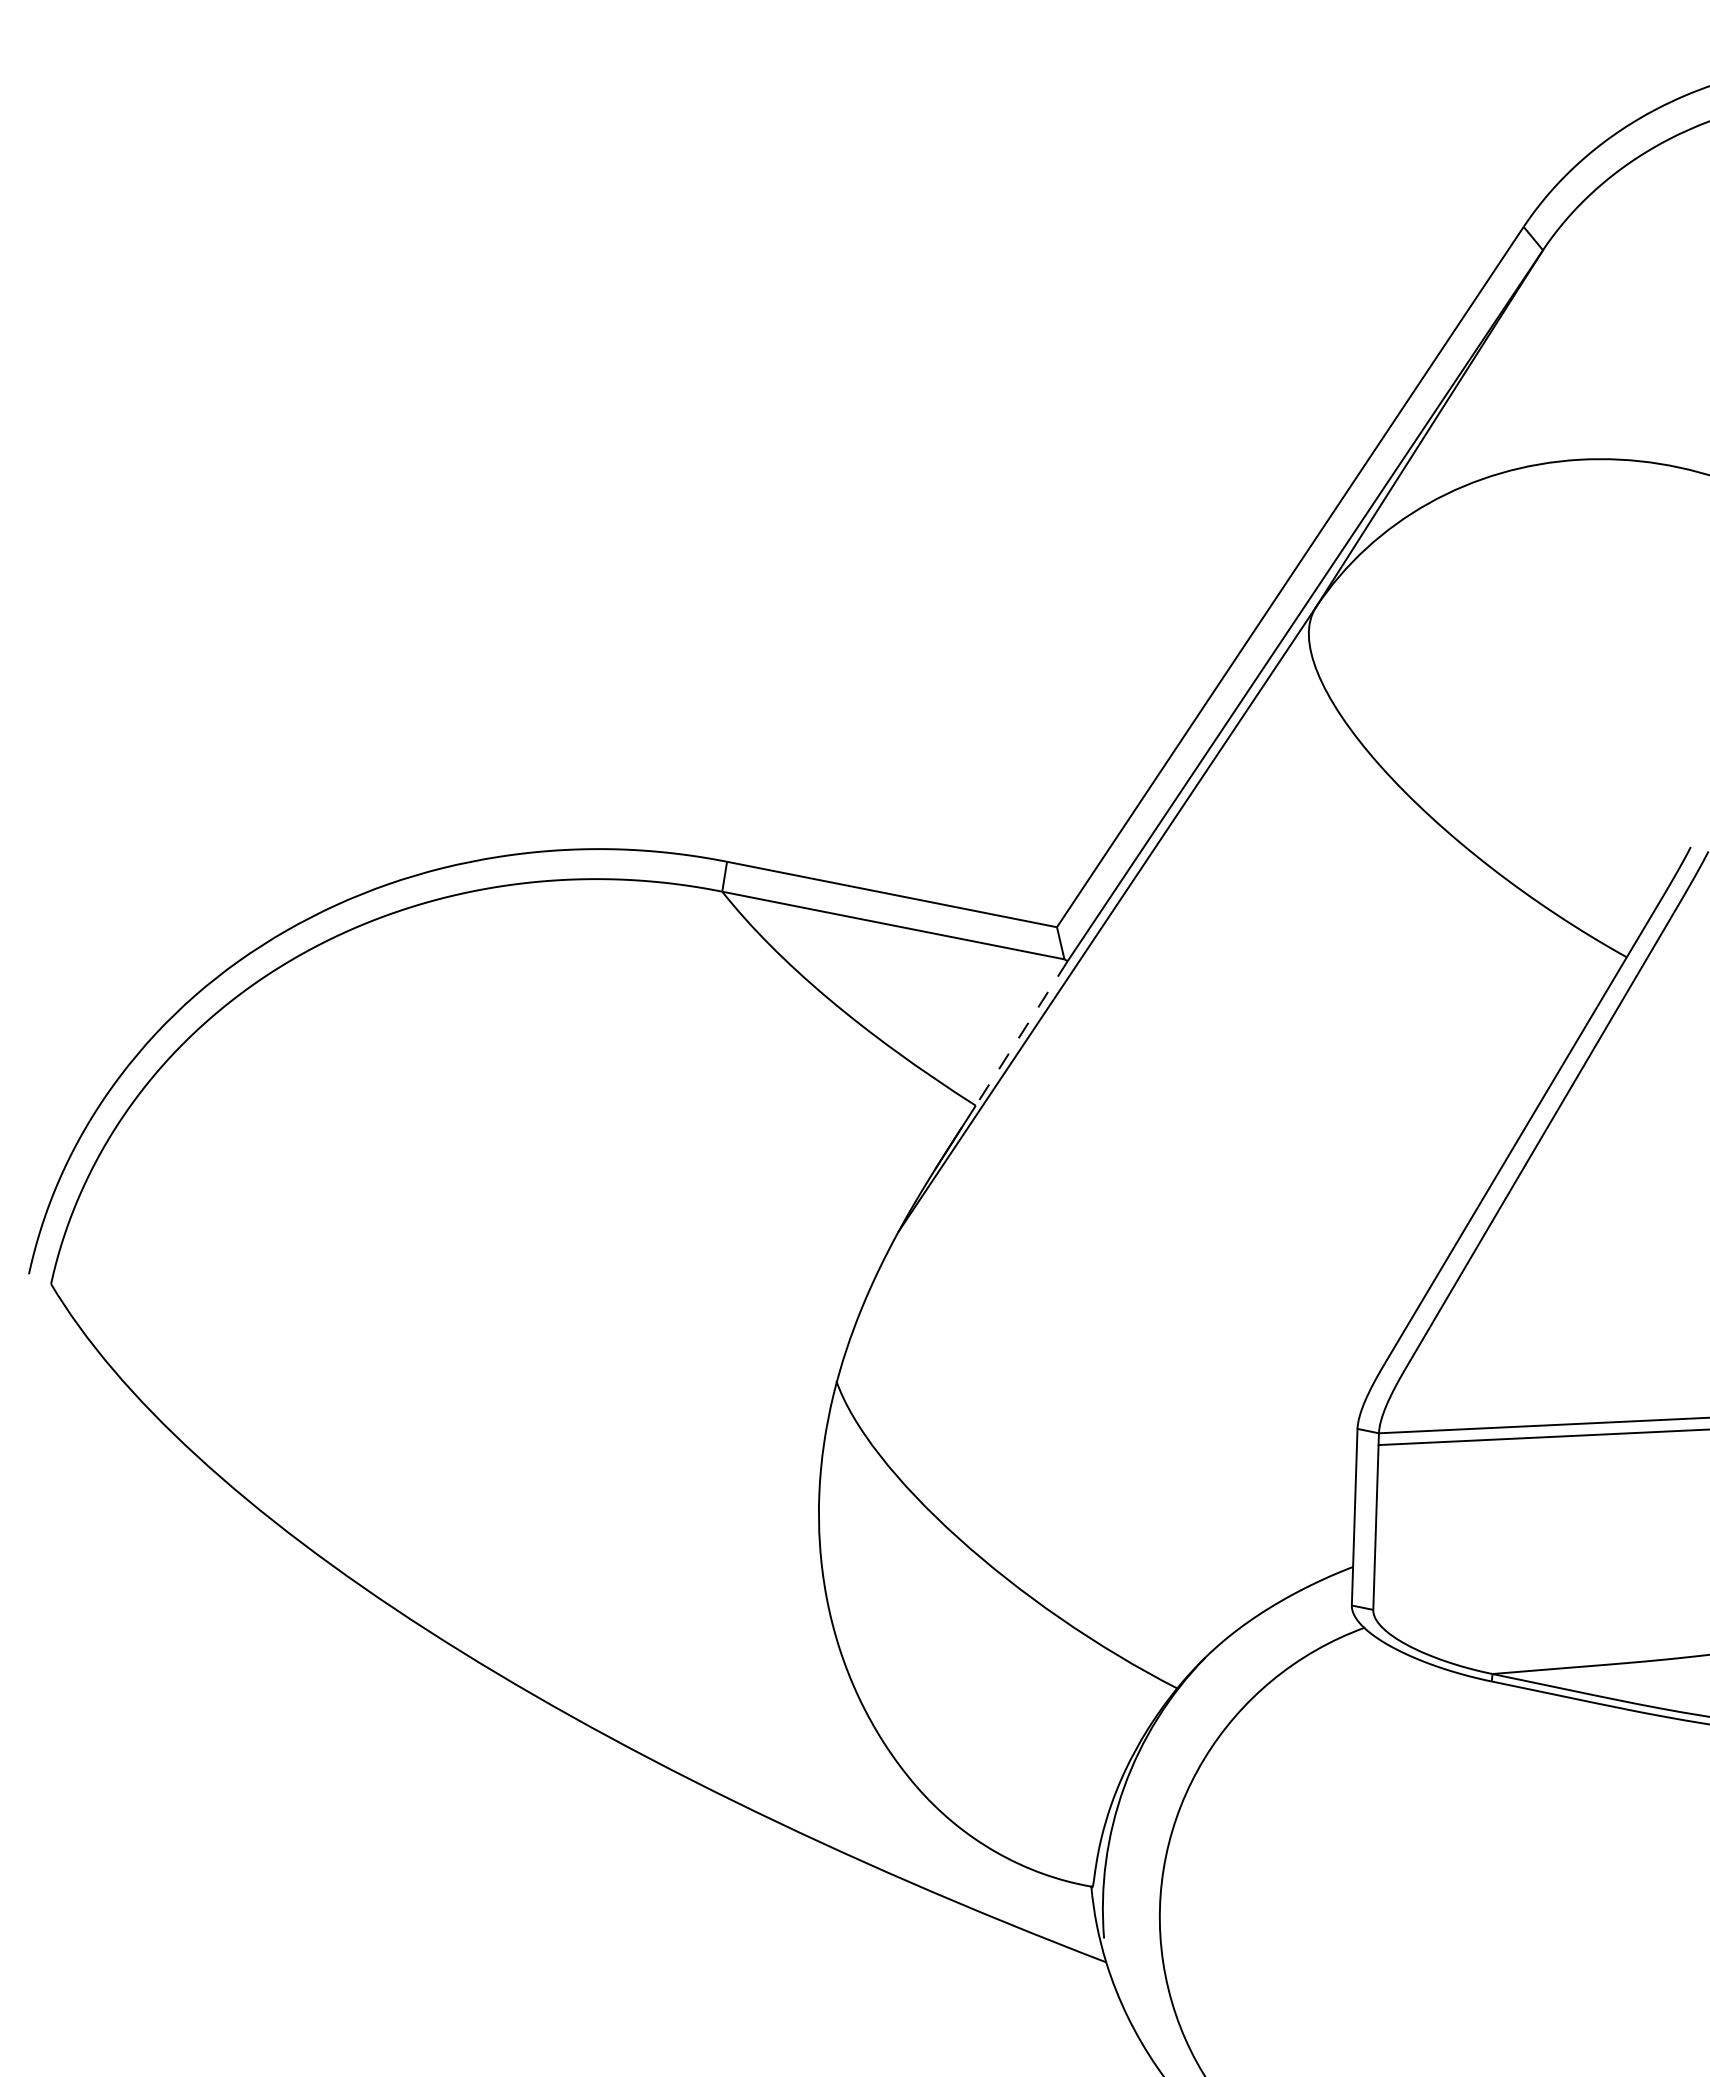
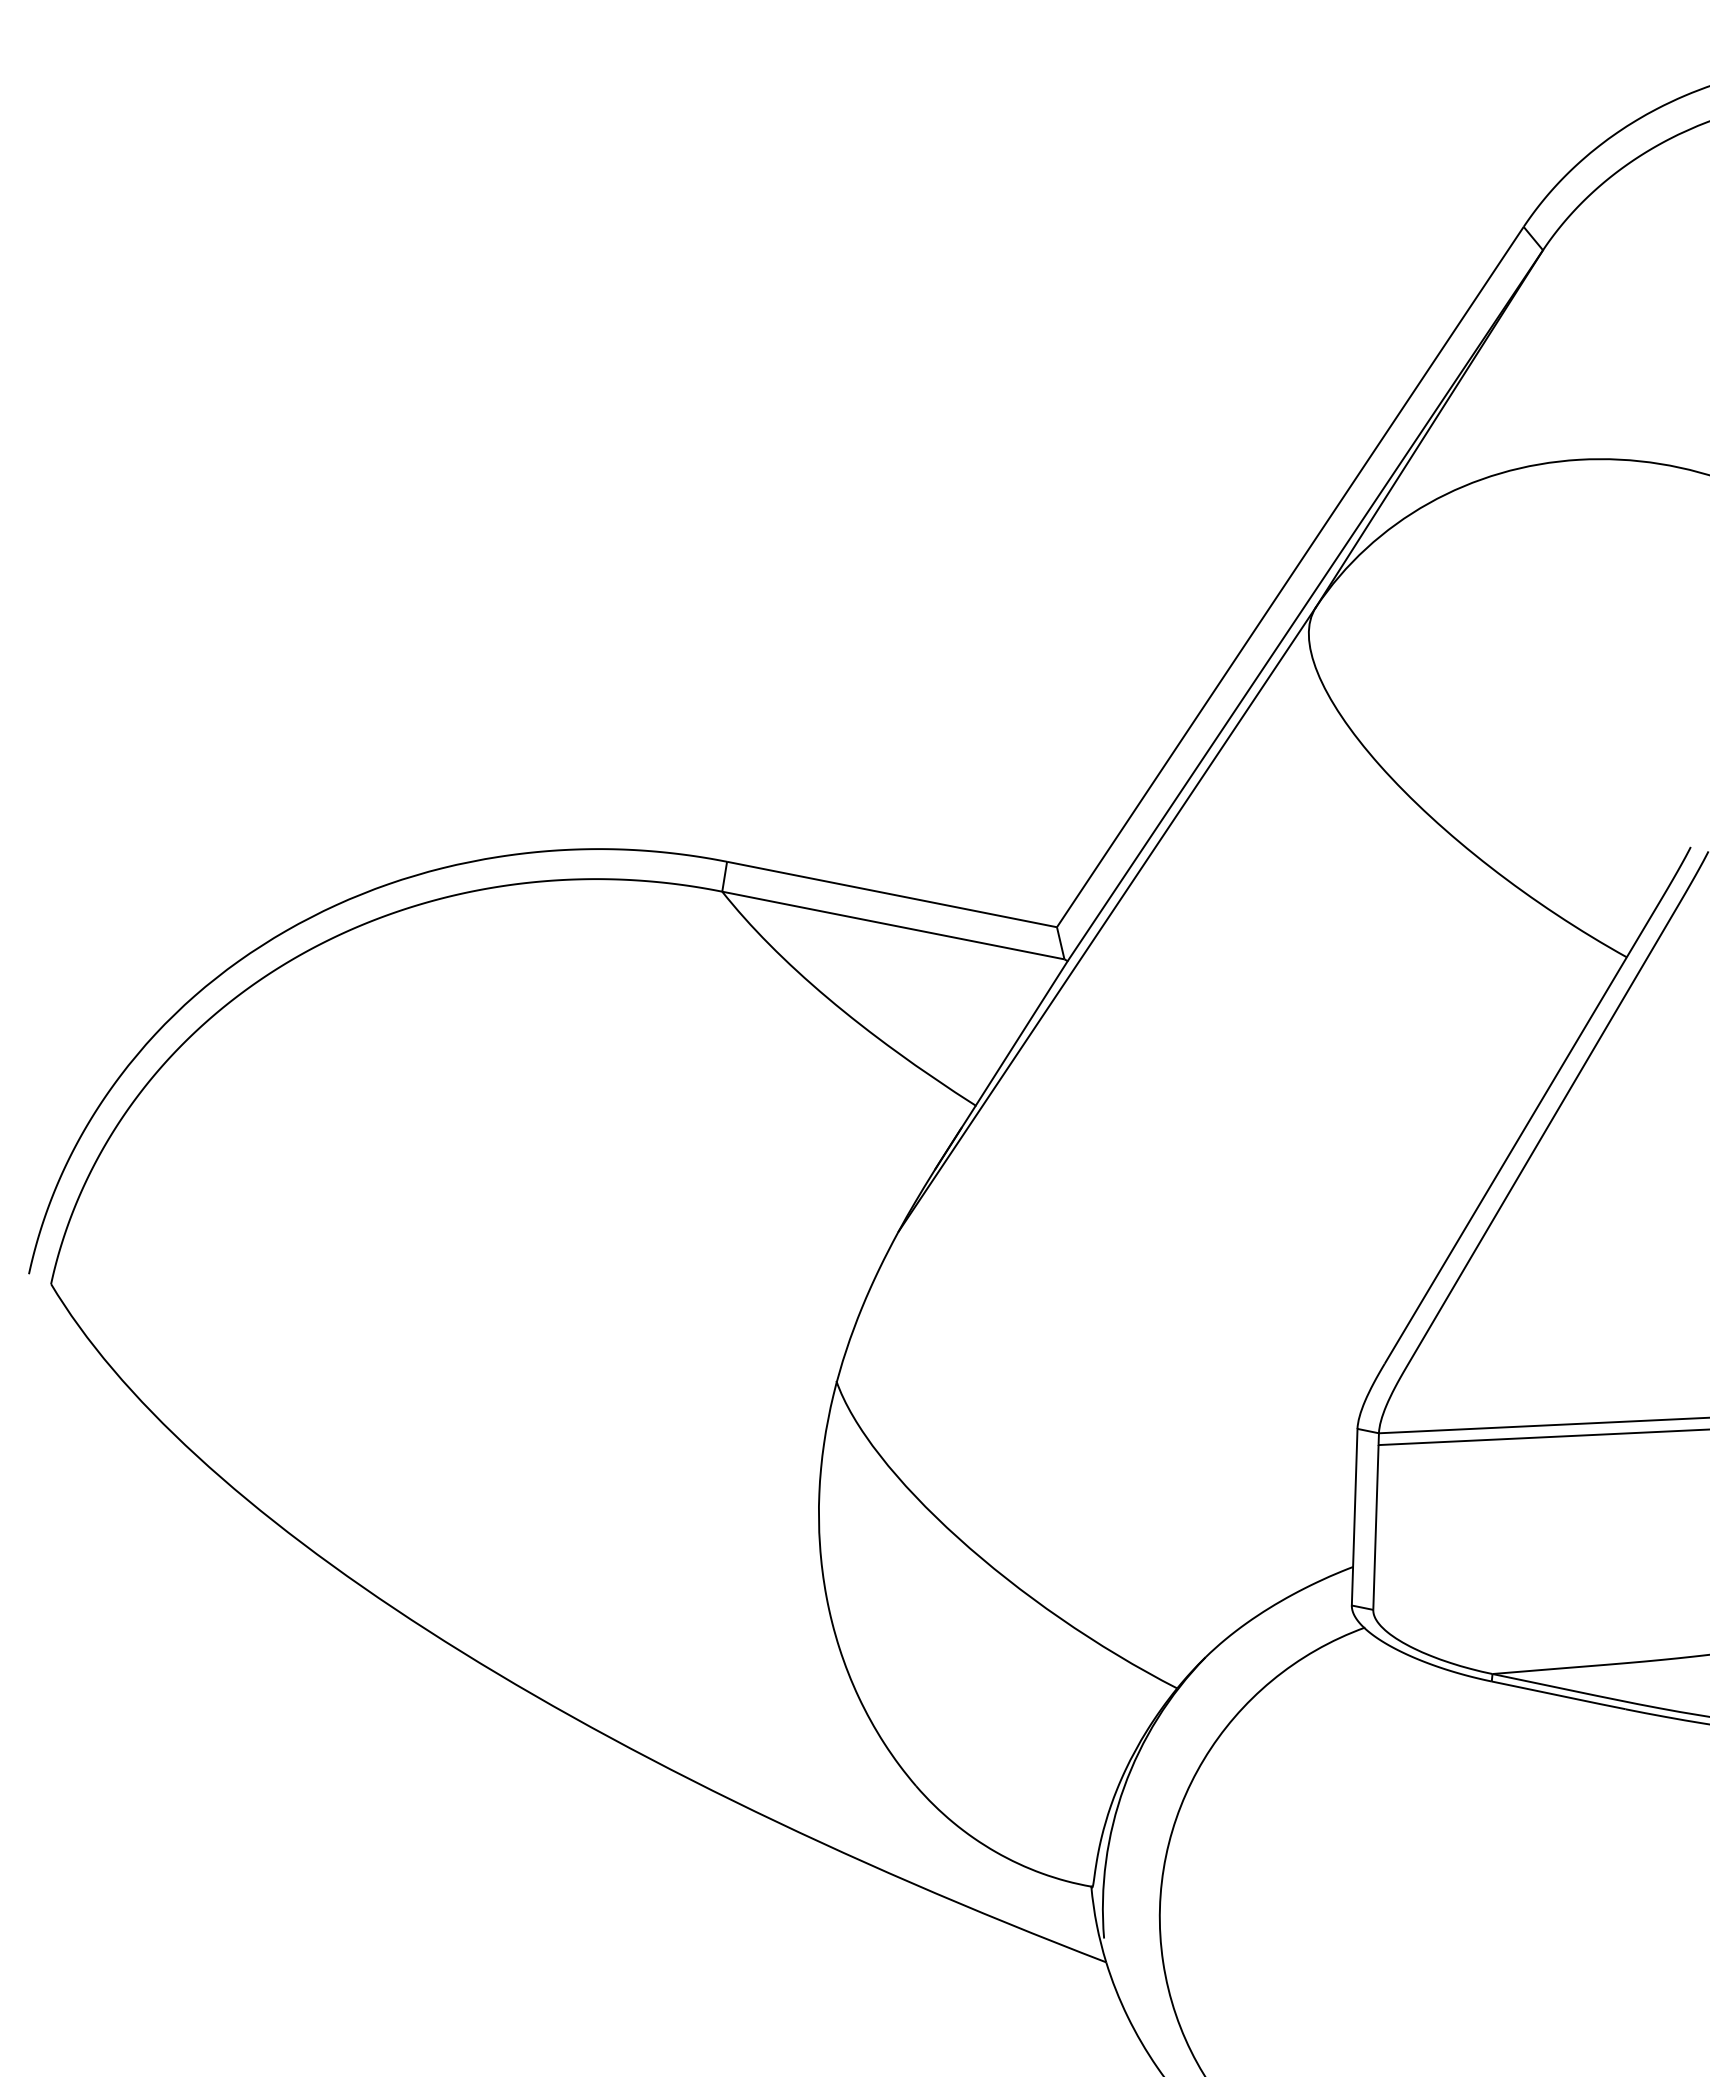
line: dashed -> solid (1021, 1033)
